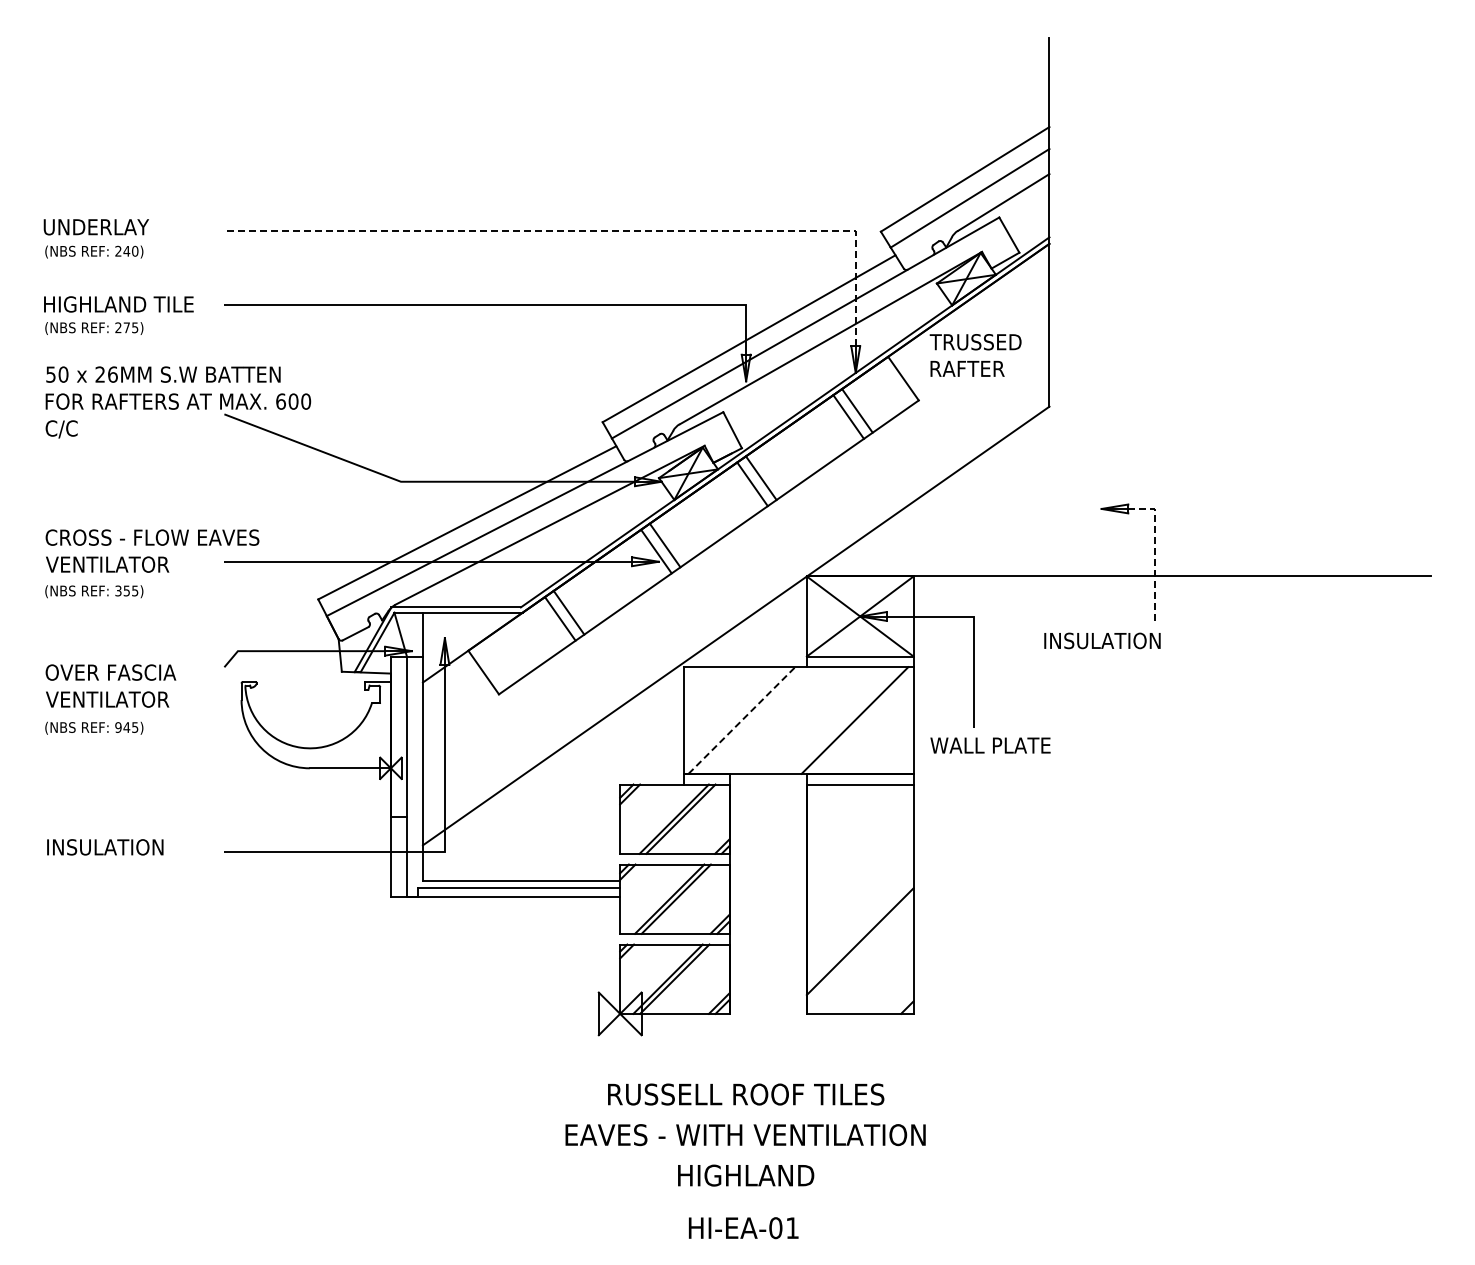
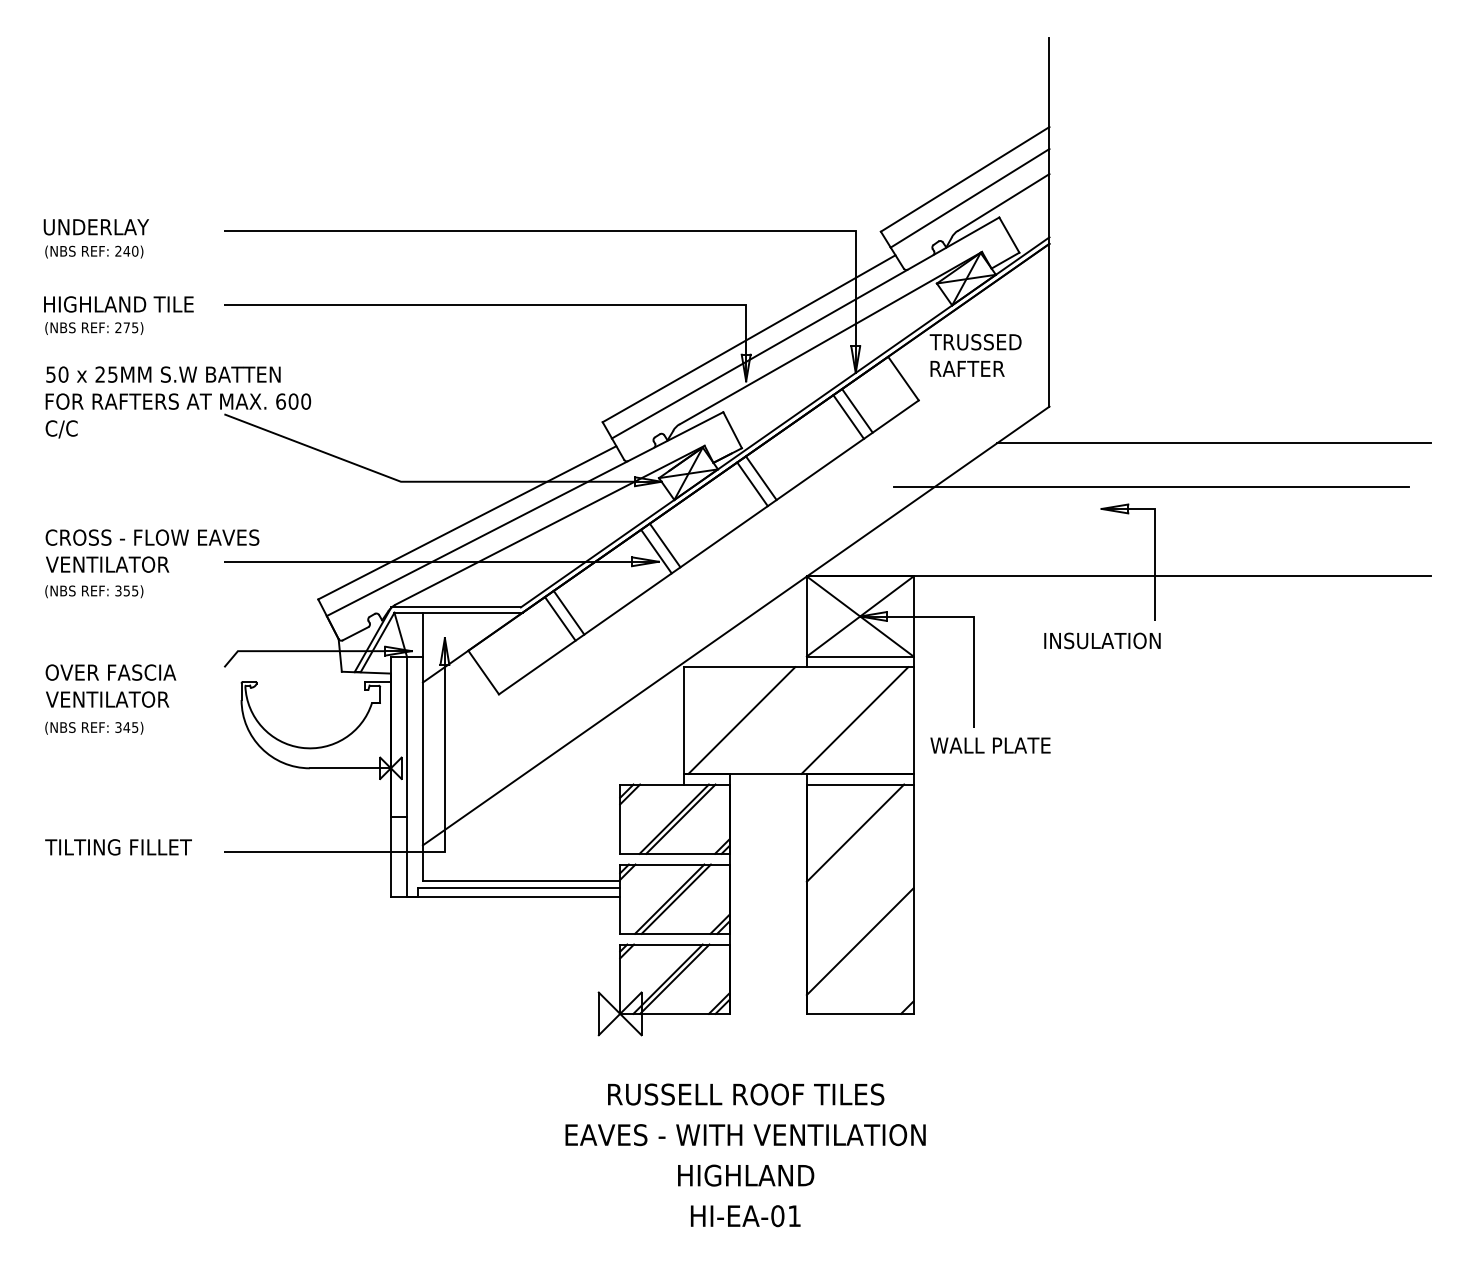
line: dashed -> solid (598, 231)
text: 26MM -> 25MM (112, 374)
line: none -> present (1213, 443)
line: none -> present (1151, 487)
line: dashed -> solid (1155, 550)
line: dashed -> solid (742, 720)
text: 945) -> 345) (118, 727)
line: none -> present (855, 832)
text: INSULATION -> TILTING FILLET (118, 847)
text position: (743, 1228) -> (745, 1216) (745, 1216)
